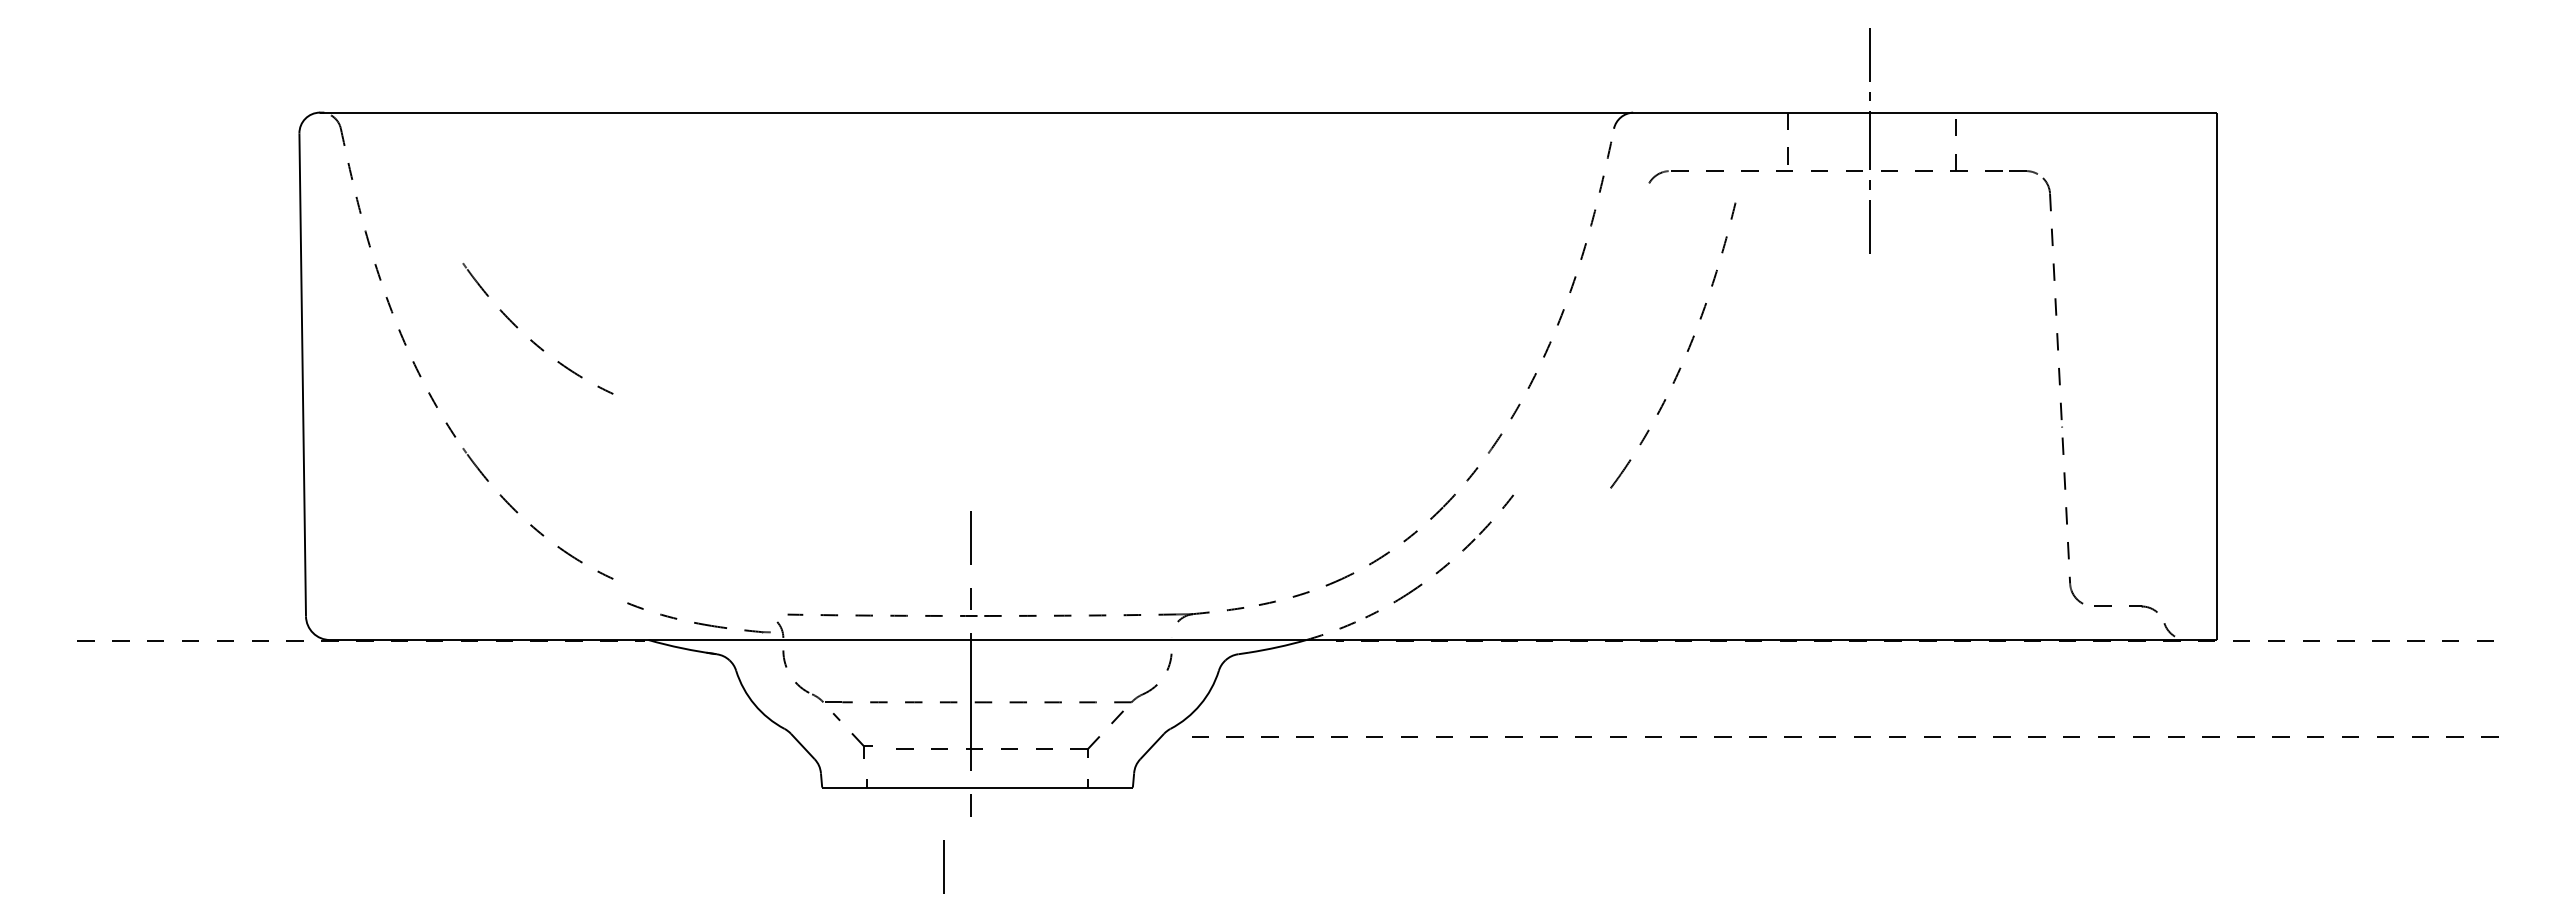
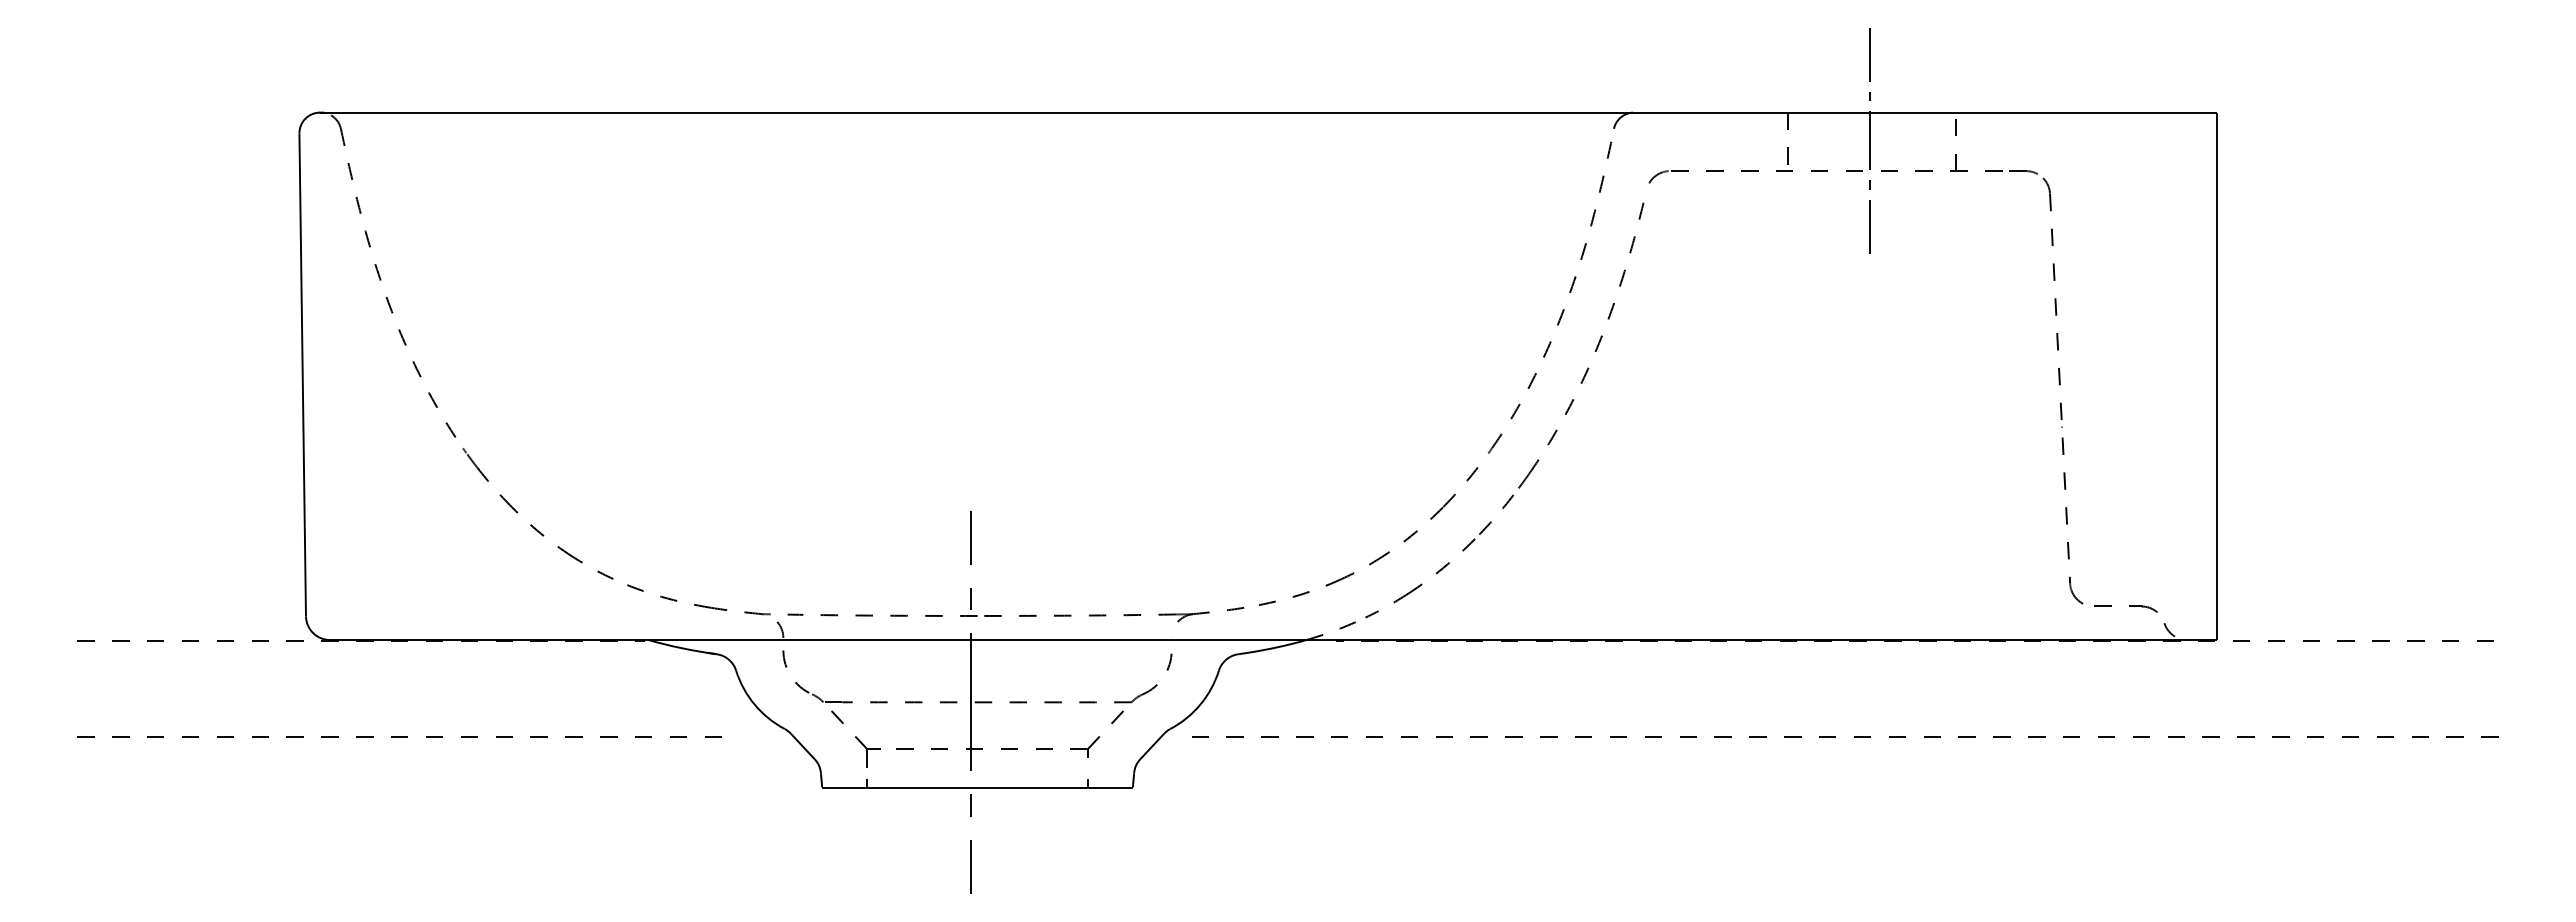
part: present -> none (531, 339)
part position: (1687, 348) -> (1595, 348) (1595, 348)
part position: (698, 617) -> (698, 599) (698, 599)
part size: 41x46 px -> 50x58 px (855, 738)
part: none -> present (399, 736)
line position: (943, 866) -> (970, 866) (970, 866)
